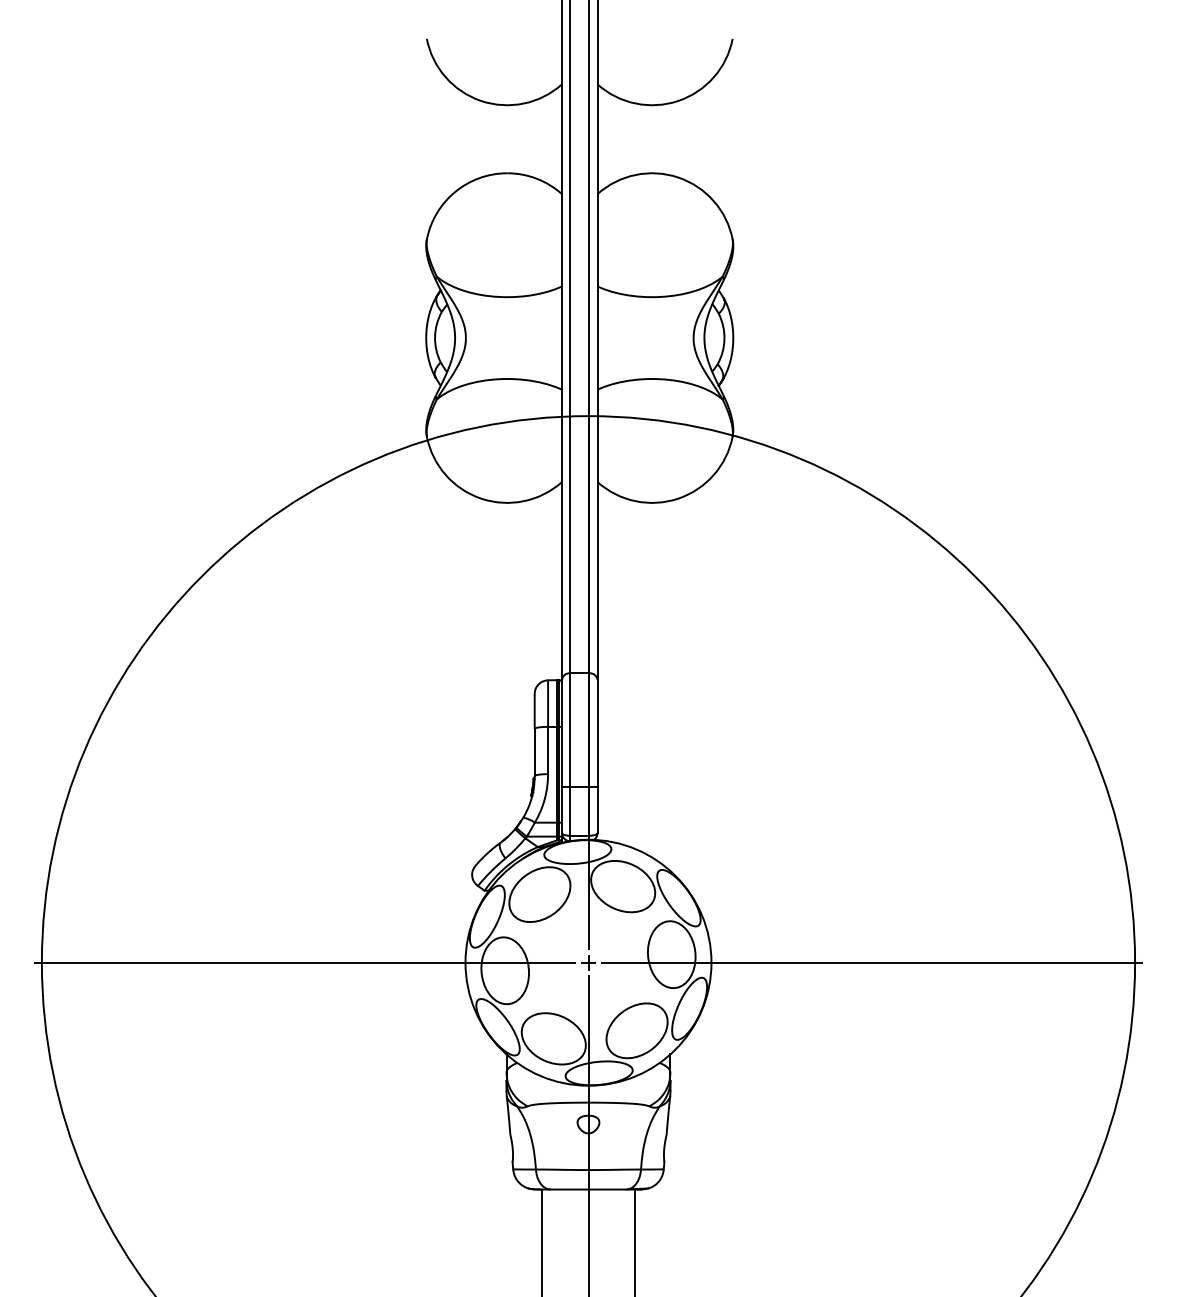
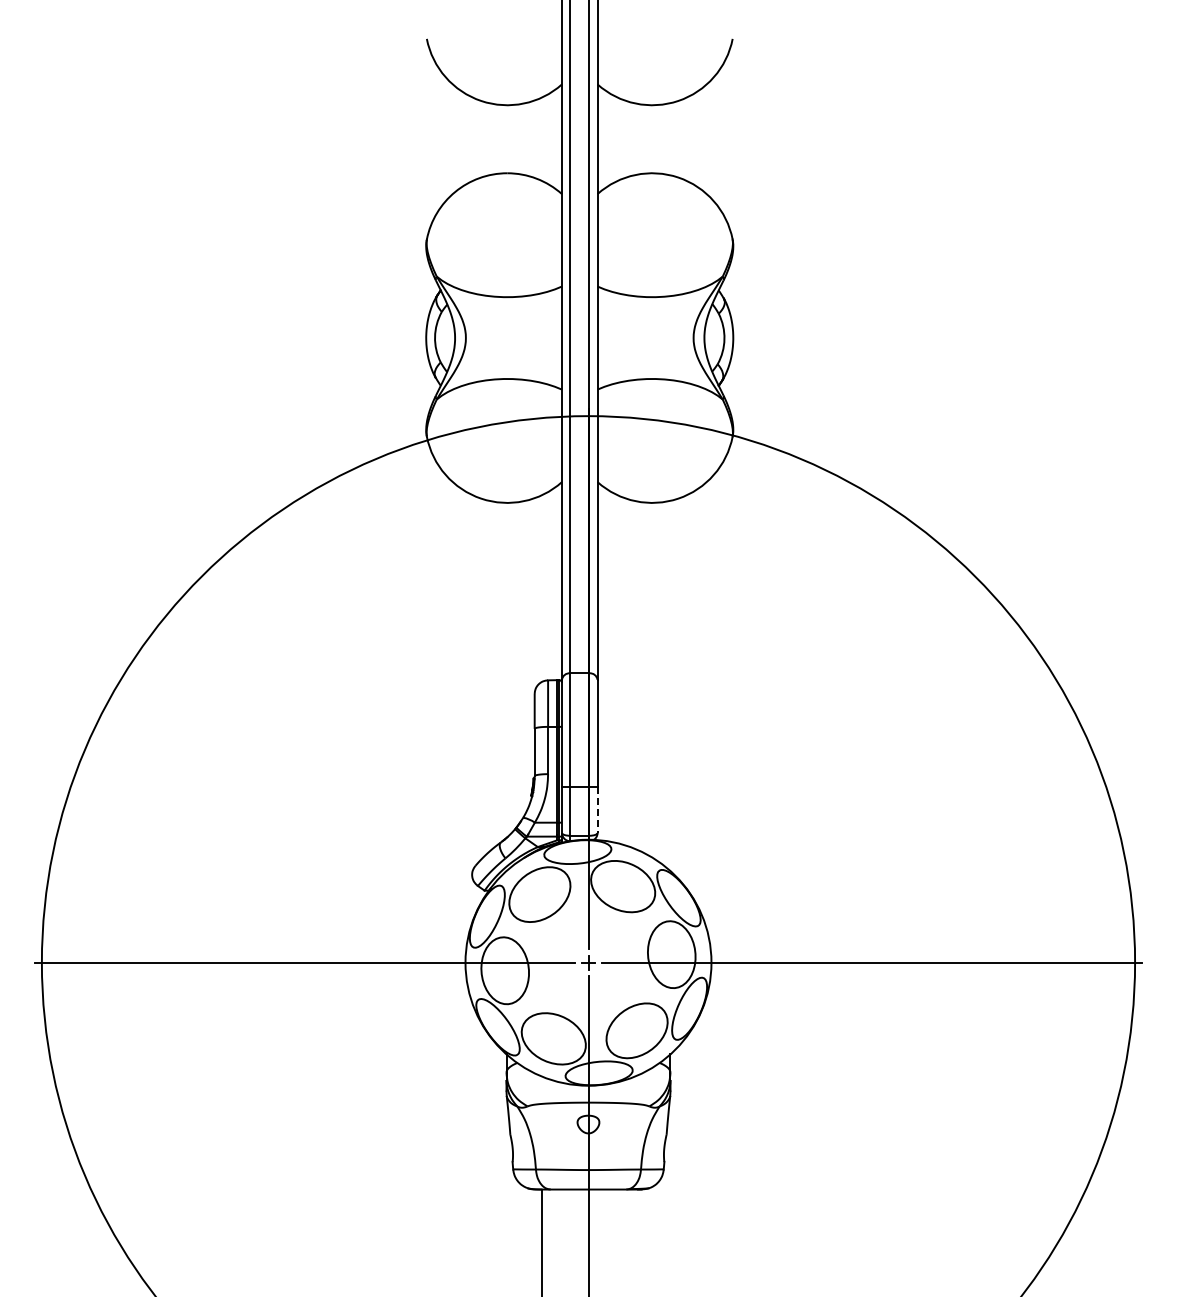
line: solid -> dashed (597, 810)
line: present -> none (634, 1241)
